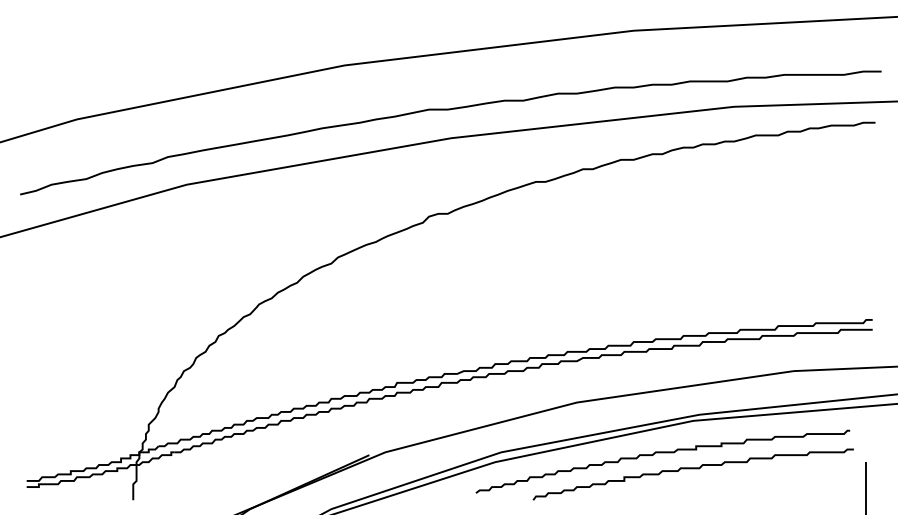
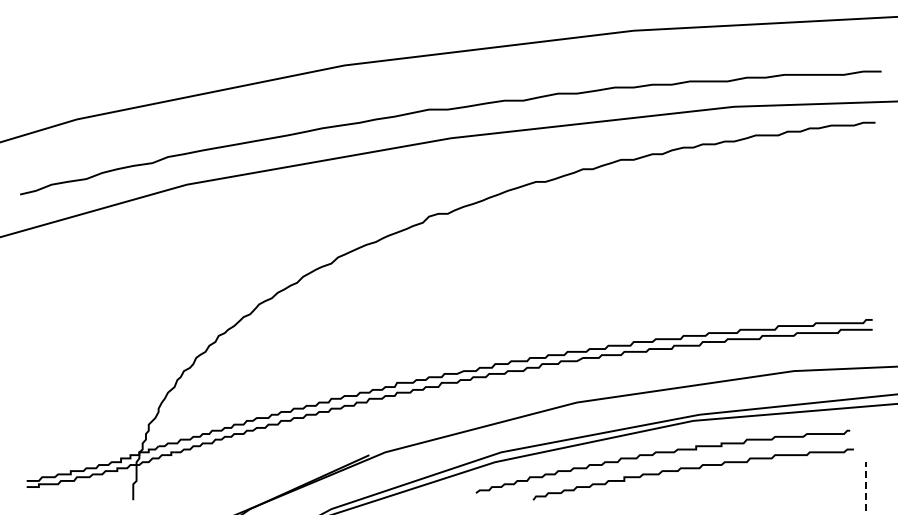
line: solid -> dashed (866, 488)
